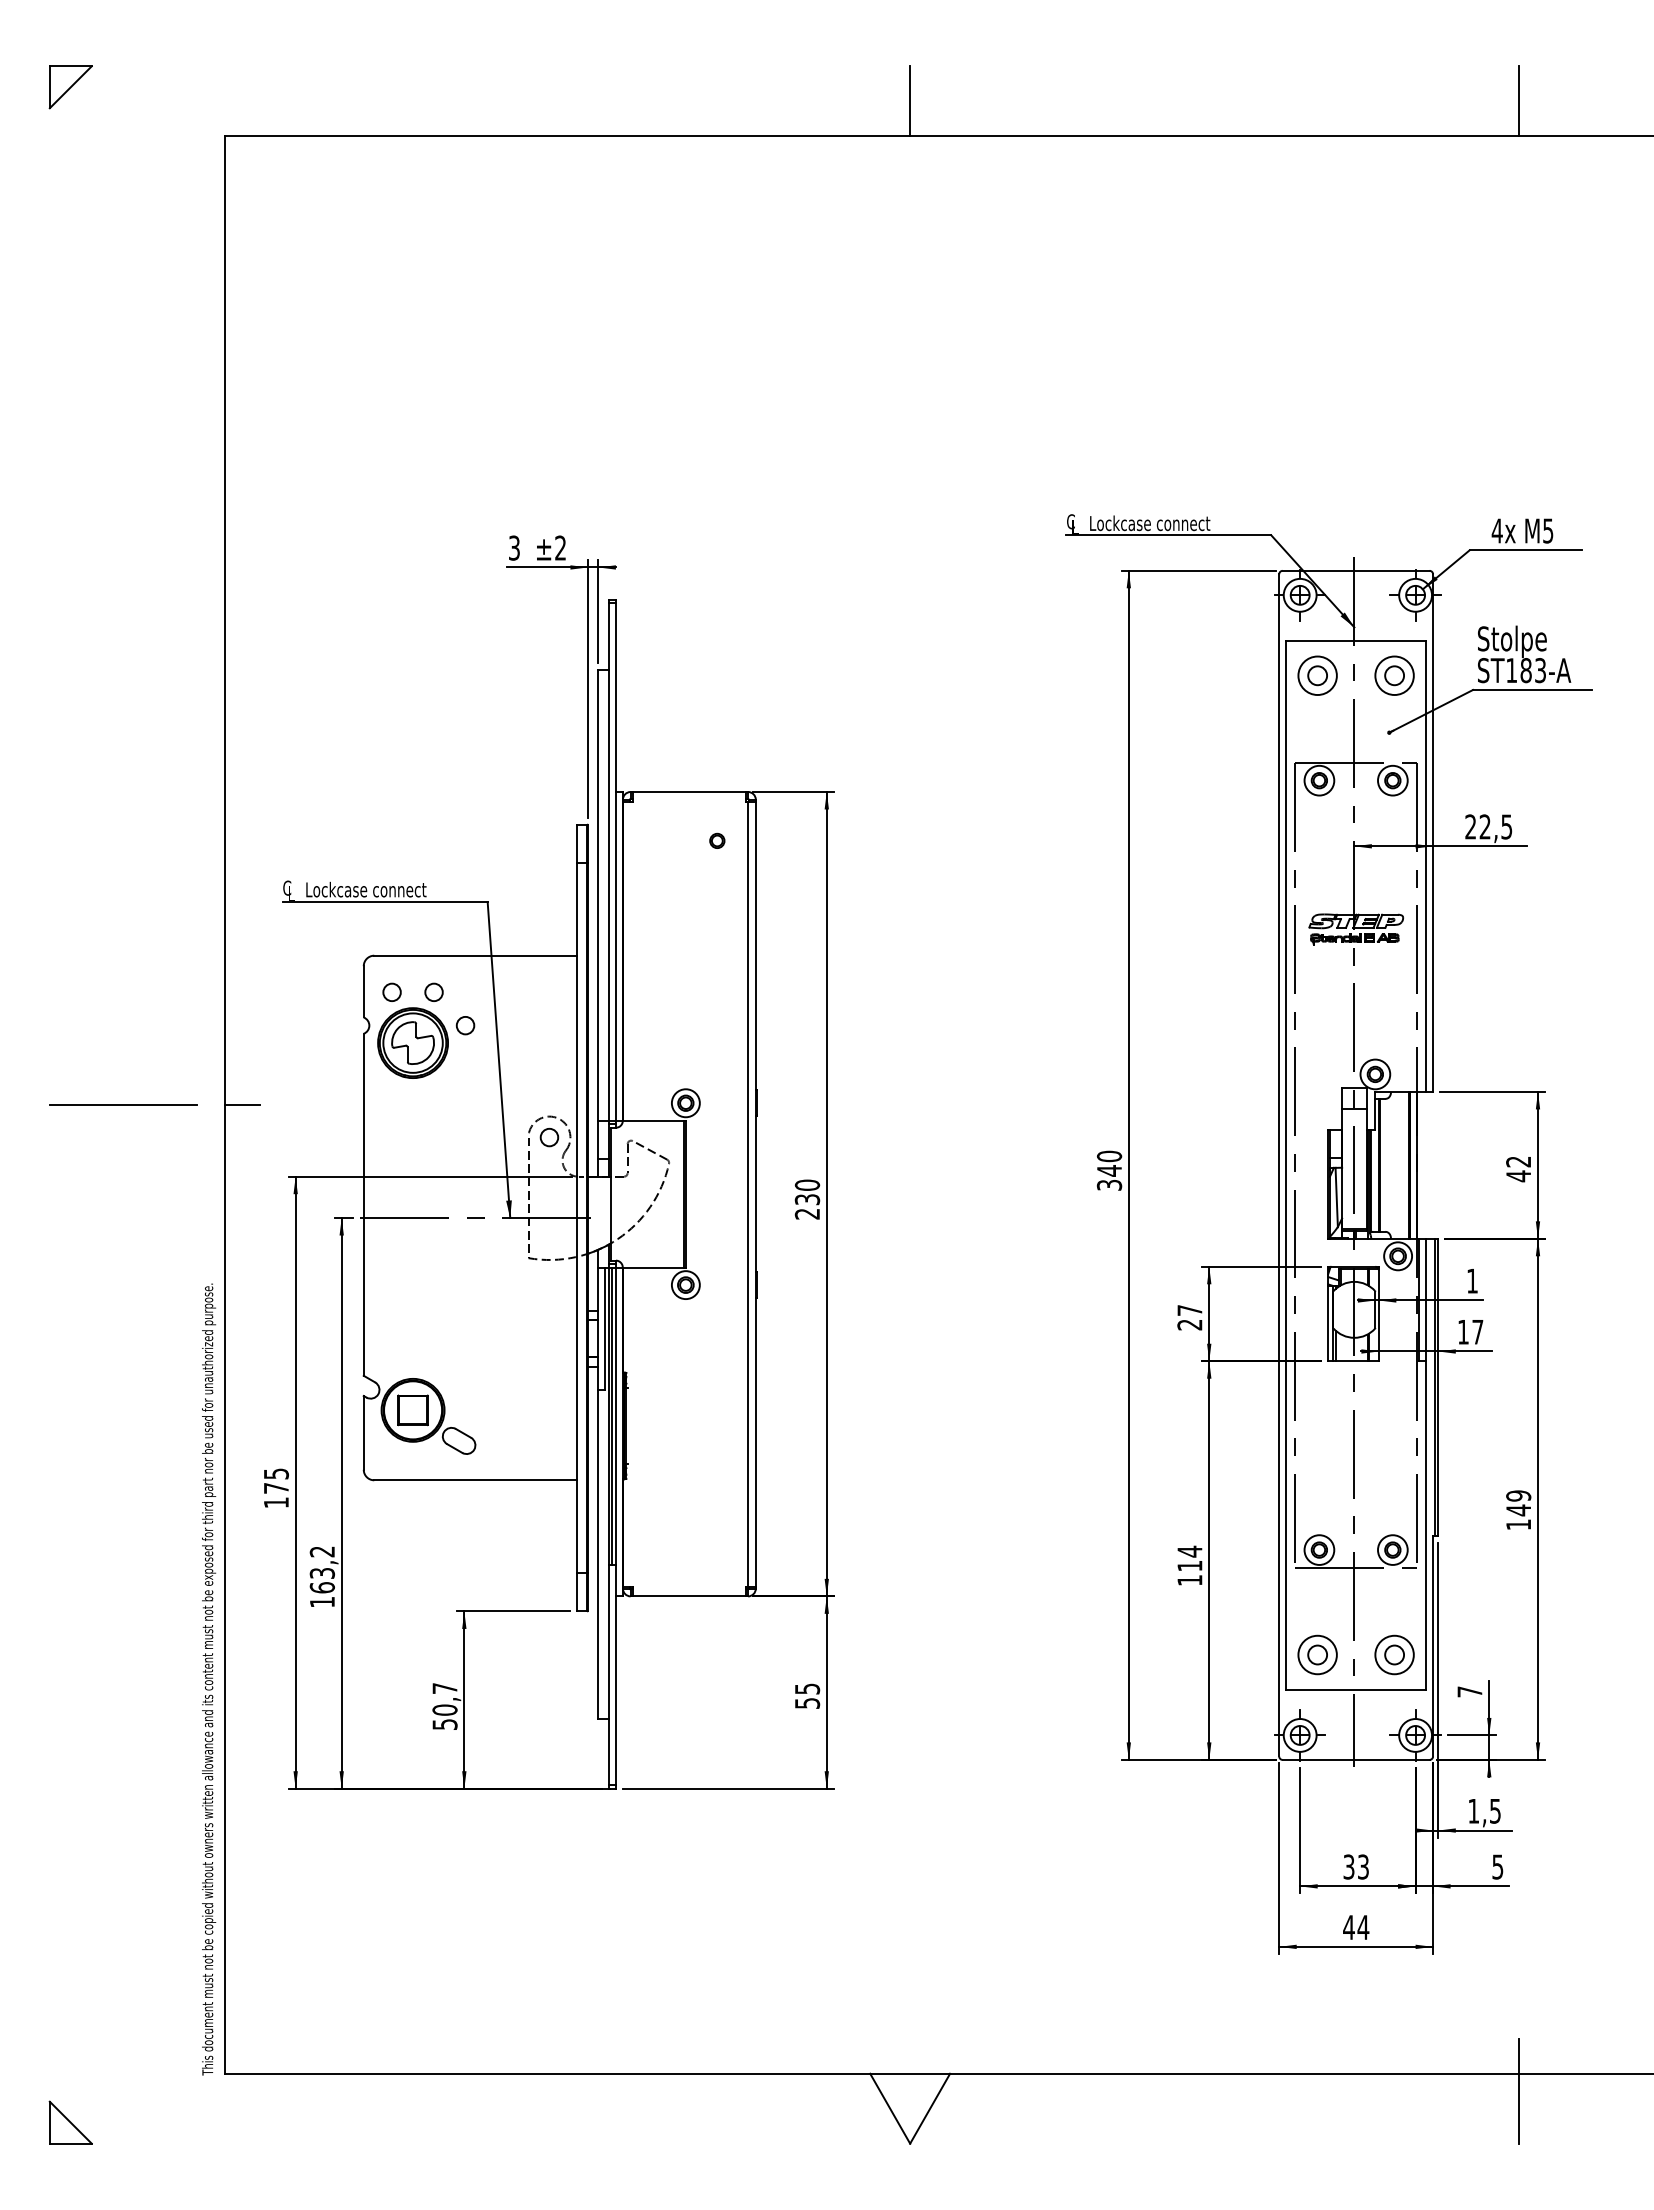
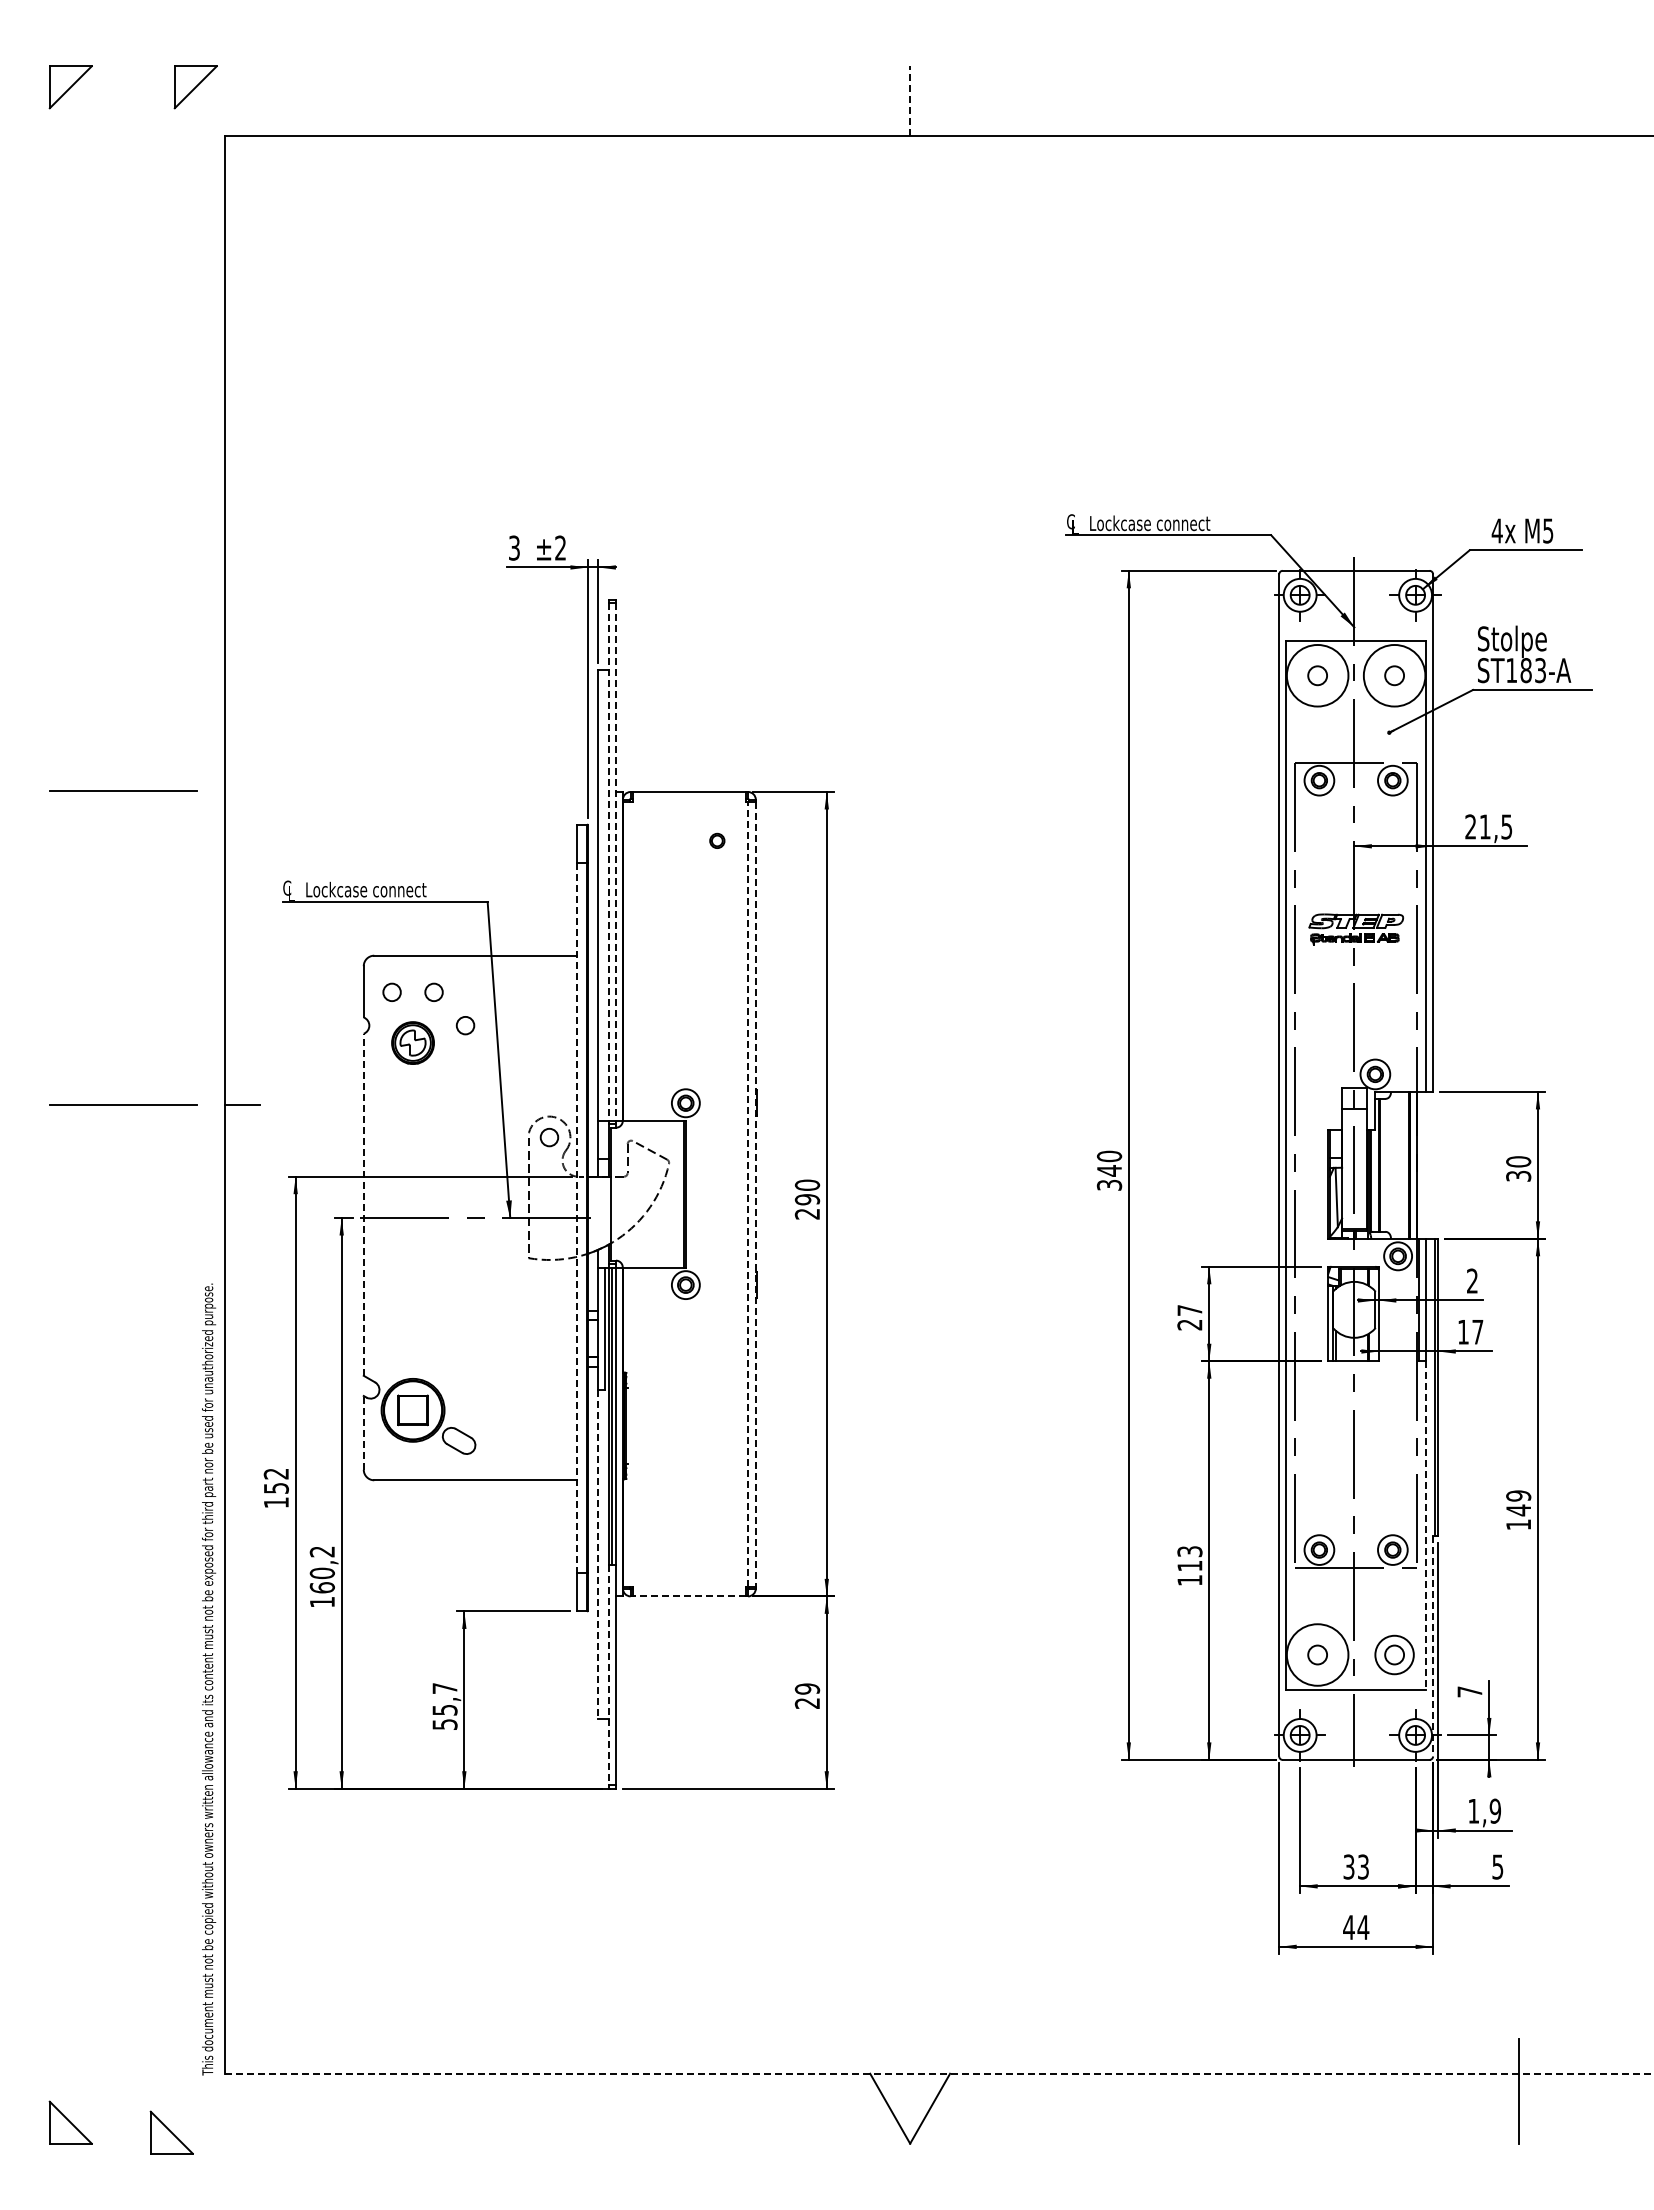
part: none -> present (195, 87)
line: solid -> dashed (910, 101)
line: present -> none (1518, 101)
circle diameter: 38 px -> 62 px (1317, 675)
circle diameter: 38 px -> 62 px (1394, 675)
line: none -> present (123, 790)
text: 22,5 -> 21,5 (1484, 826)
line: solid -> dashed (608, 861)
line: solid -> dashed (615, 861)
part size: 72x72 px -> 44x44 px (412, 1042)
text: 42 -> 30 (1518, 1169)
line: solid -> dashed (748, 1193)
line: solid -> dashed (755, 1194)
text: 230 -> 290 (807, 1199)
line: solid -> dashed (363, 1204)
line: solid -> dashed (577, 1218)
text: 1 -> 2 (1472, 1280)
line: solid -> dashed (363, 1432)
text: 175 -> 152 (275, 1480)
line: solid -> dashed (1426, 1526)
text: 114 -> 113 (1189, 1551)
line: solid -> dashed (598, 1554)
text: 163,2 -> 160,2 (322, 1573)
line: solid -> dashed (689, 1596)
line: solid -> dashed (1433, 1646)
circle diameter: 38 px -> 62 px (1317, 1654)
line: solid -> dashed (608, 1675)
text: 55 -> 29 (807, 1695)
text: 50,7 -> 55,7 (444, 1709)
text: 1,5 -> 1,9 (1494, 1810)
line: solid -> dashed (939, 2073)
part: none -> present (171, 2132)
